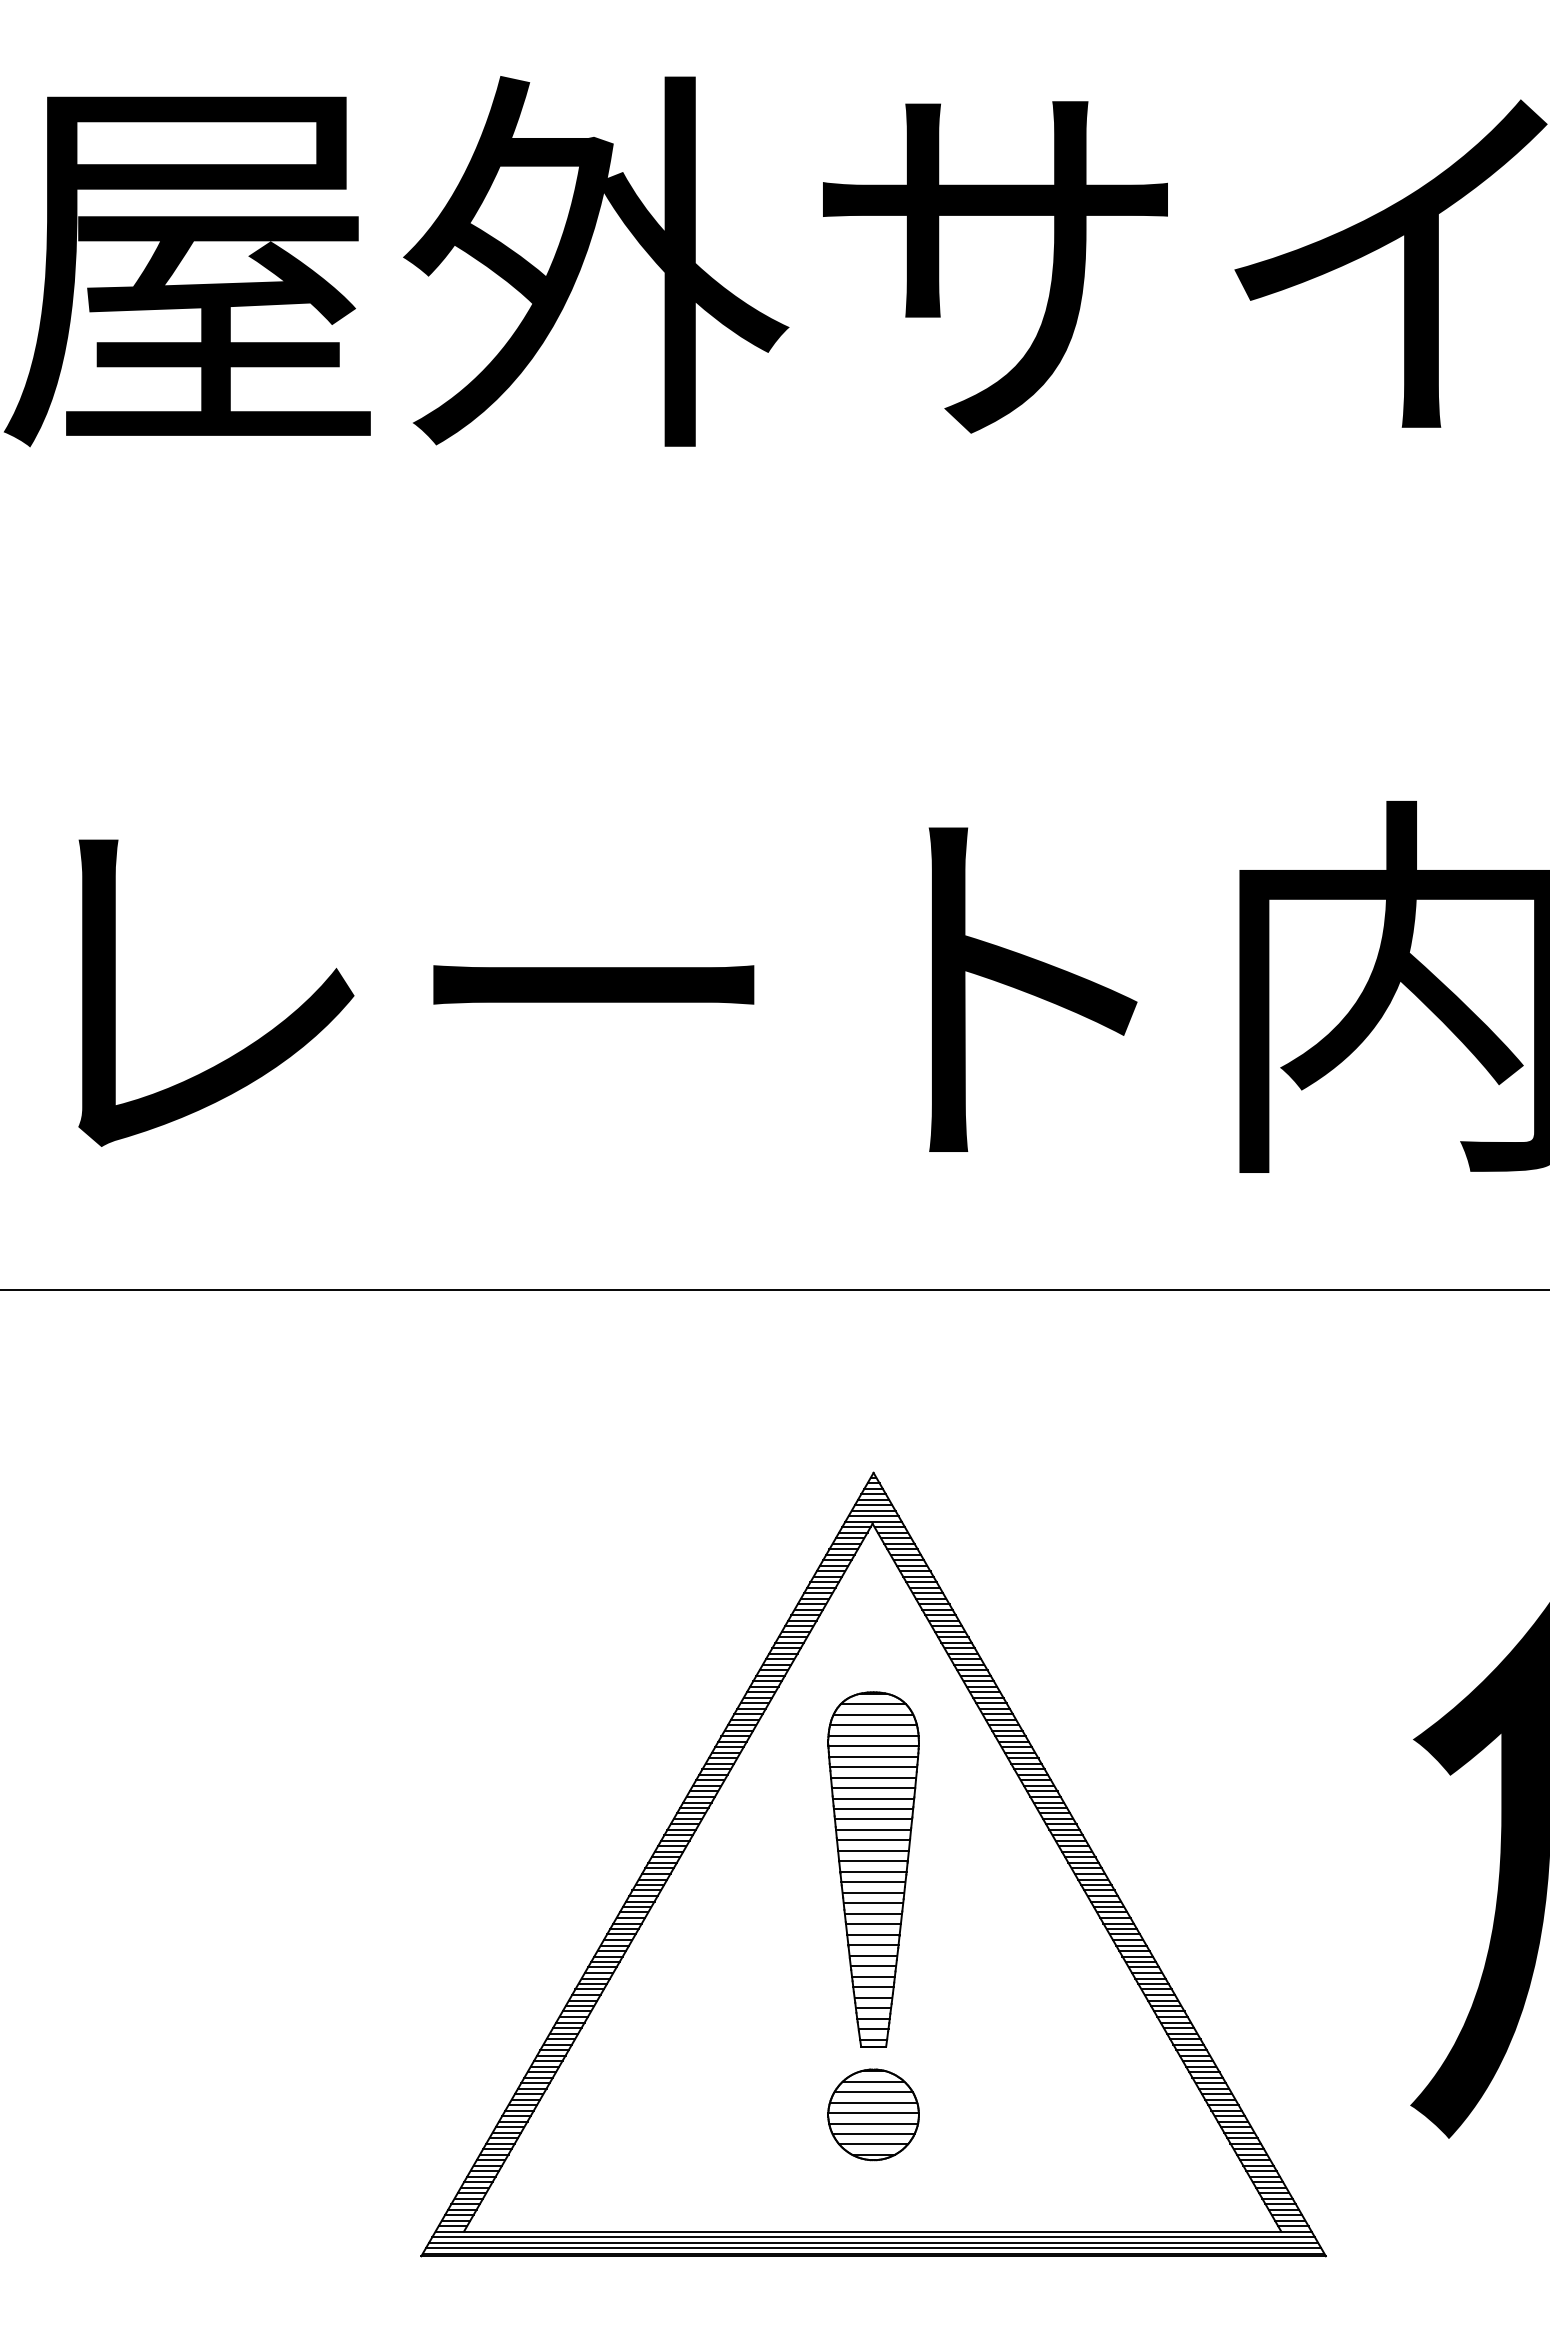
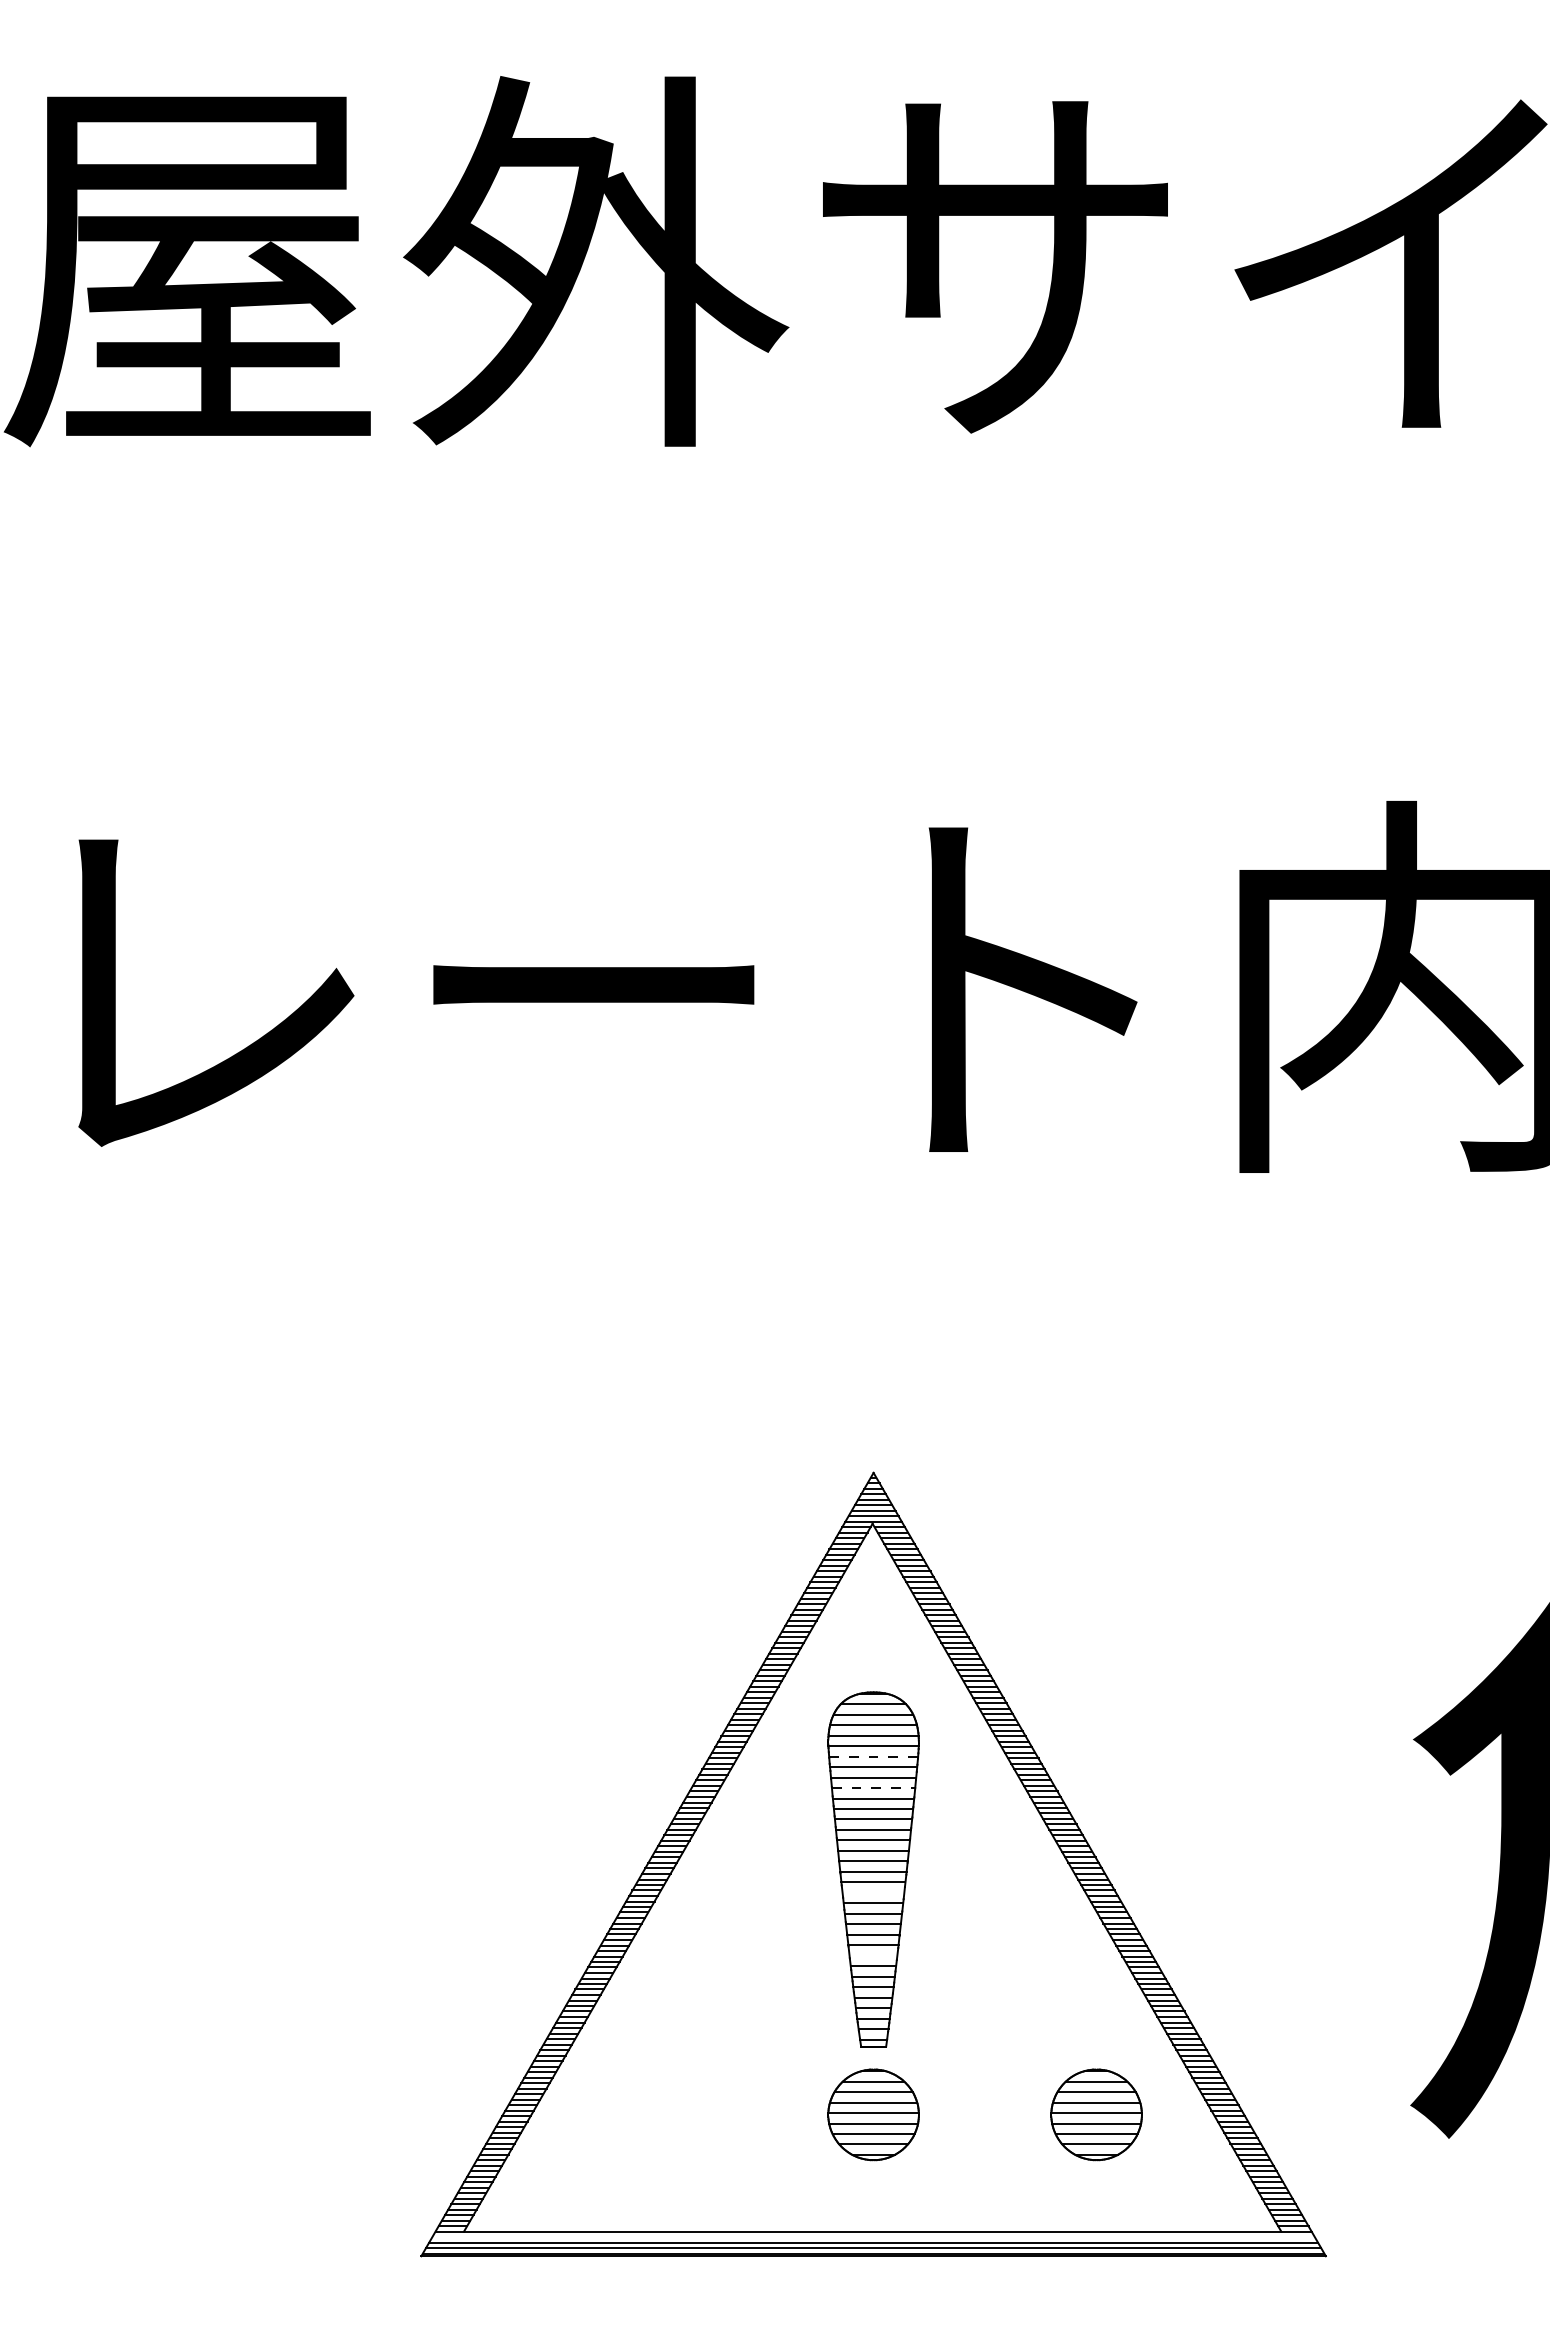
line: present -> none (774, 1289)
line: solid -> dashed (874, 1756)
line: solid -> dashed (873, 1788)
line: present -> none (873, 1892)
line: present -> none (873, 1955)
part: none -> present (1096, 2114)
line: present -> none (873, 2237)
